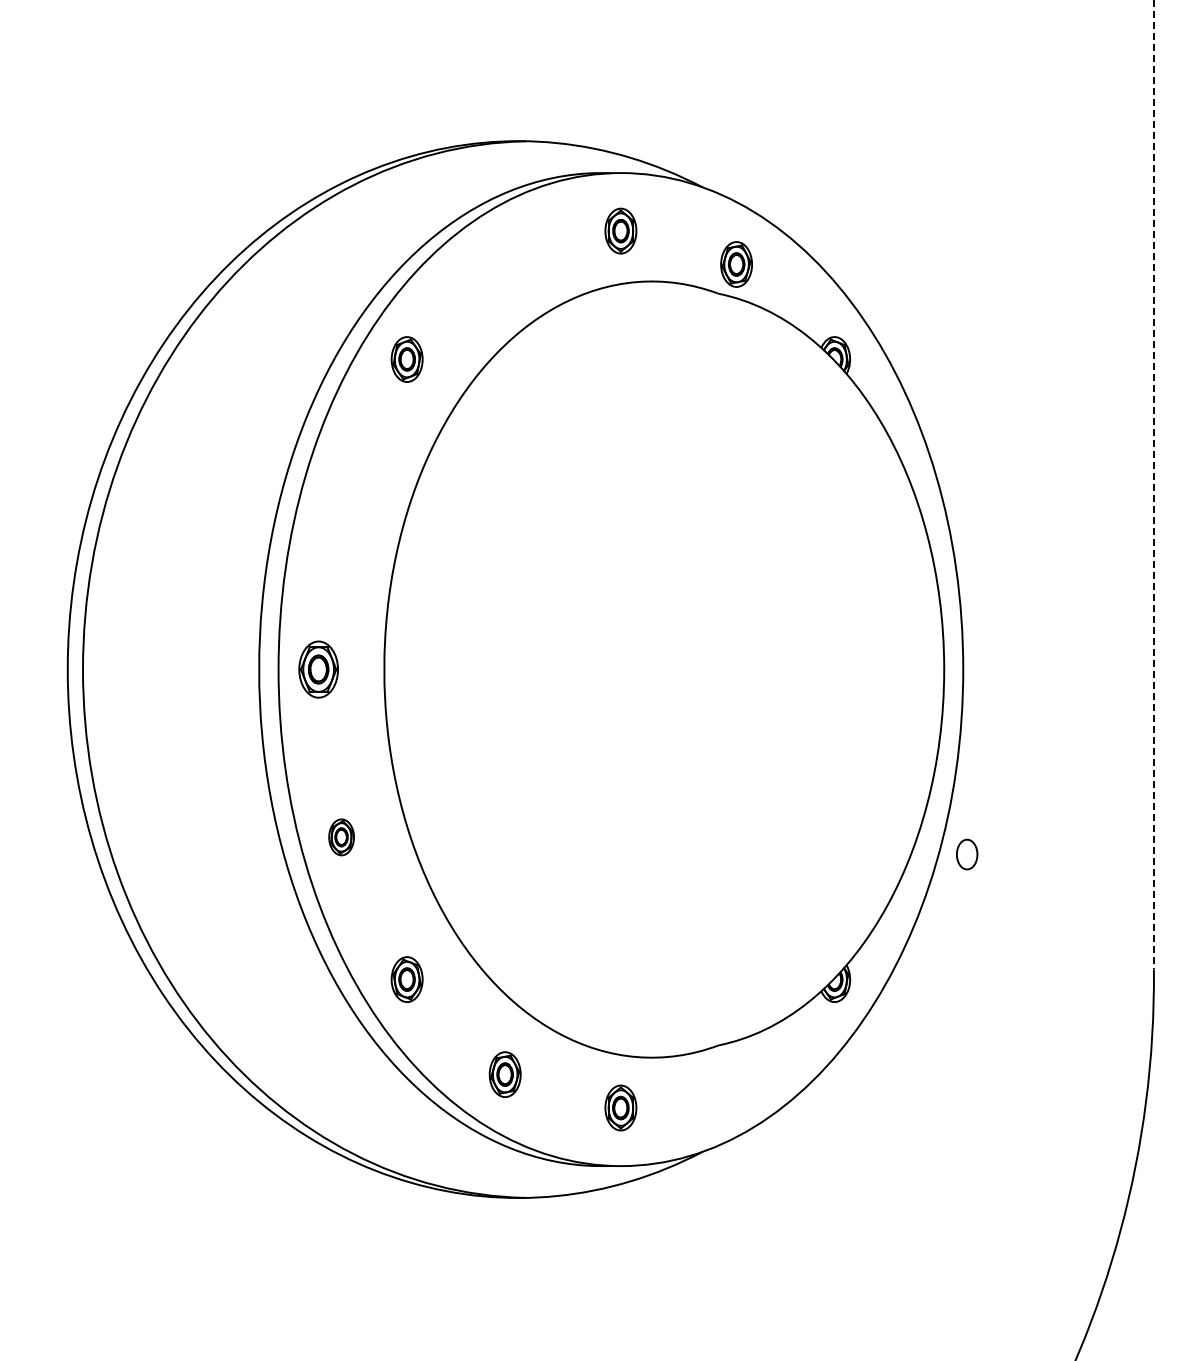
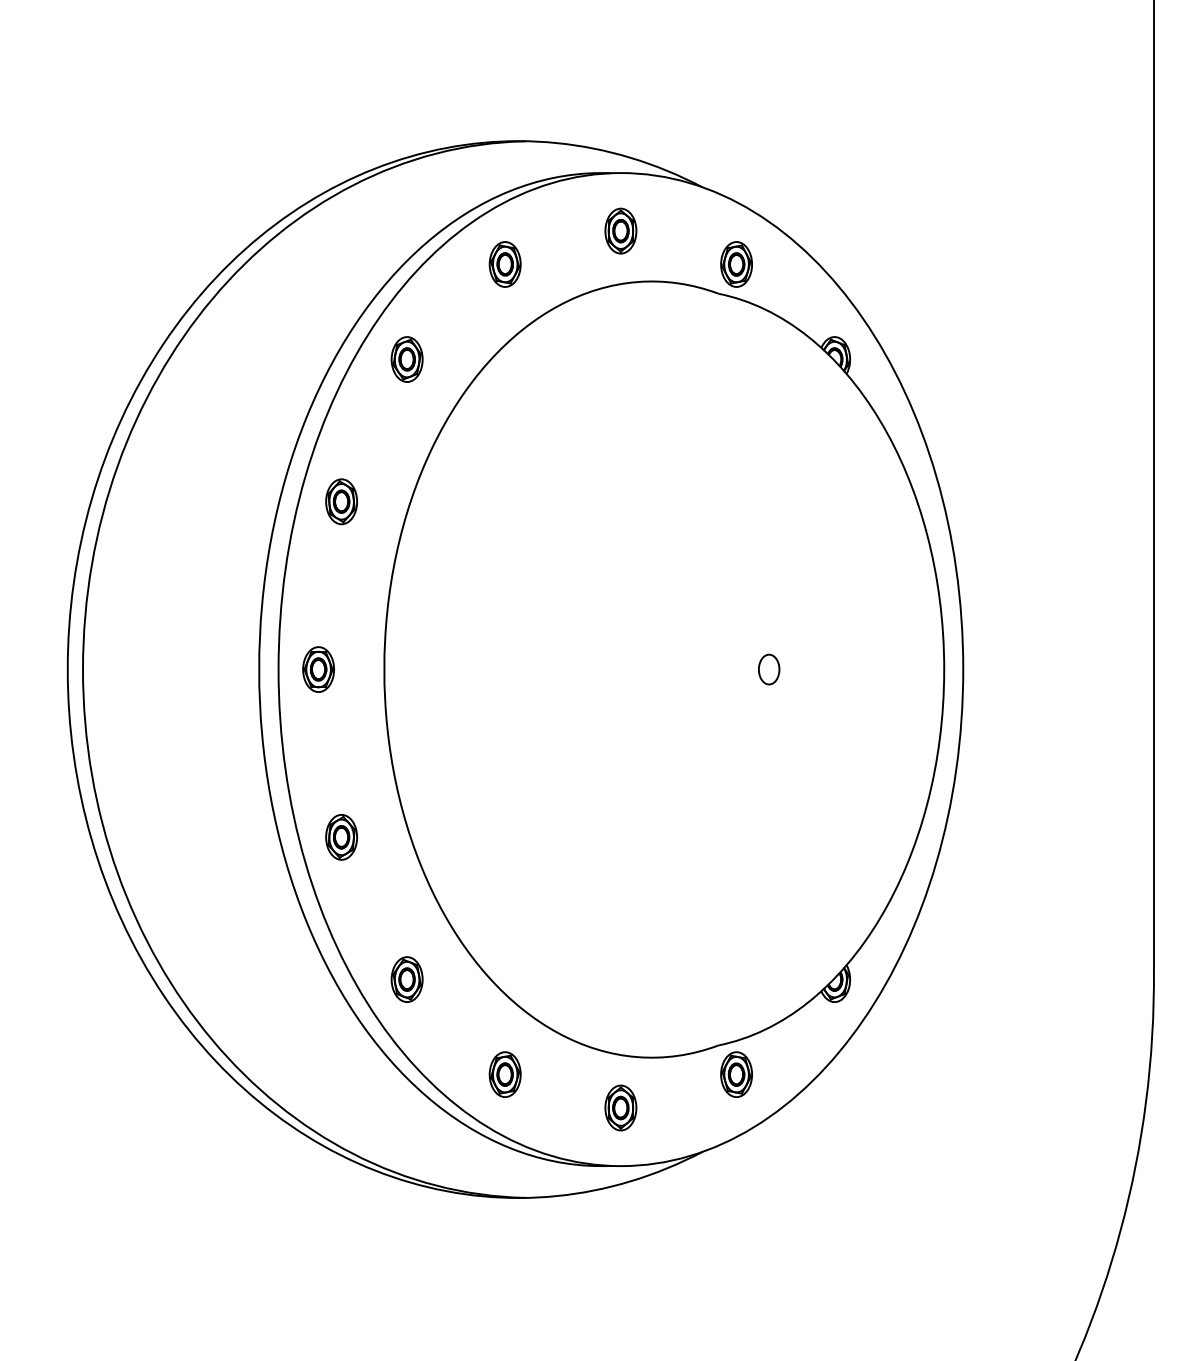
part: none -> present (504, 264)
line: dashed -> solid (1153, 485)
part: none -> present (341, 501)
part size: 41x59 px -> 33x47 px (318, 669)
part size: 27x39 px -> 33x47 px (341, 837)
part position: (967, 854) -> (769, 669) (769, 669)
part: none -> present (736, 1074)
